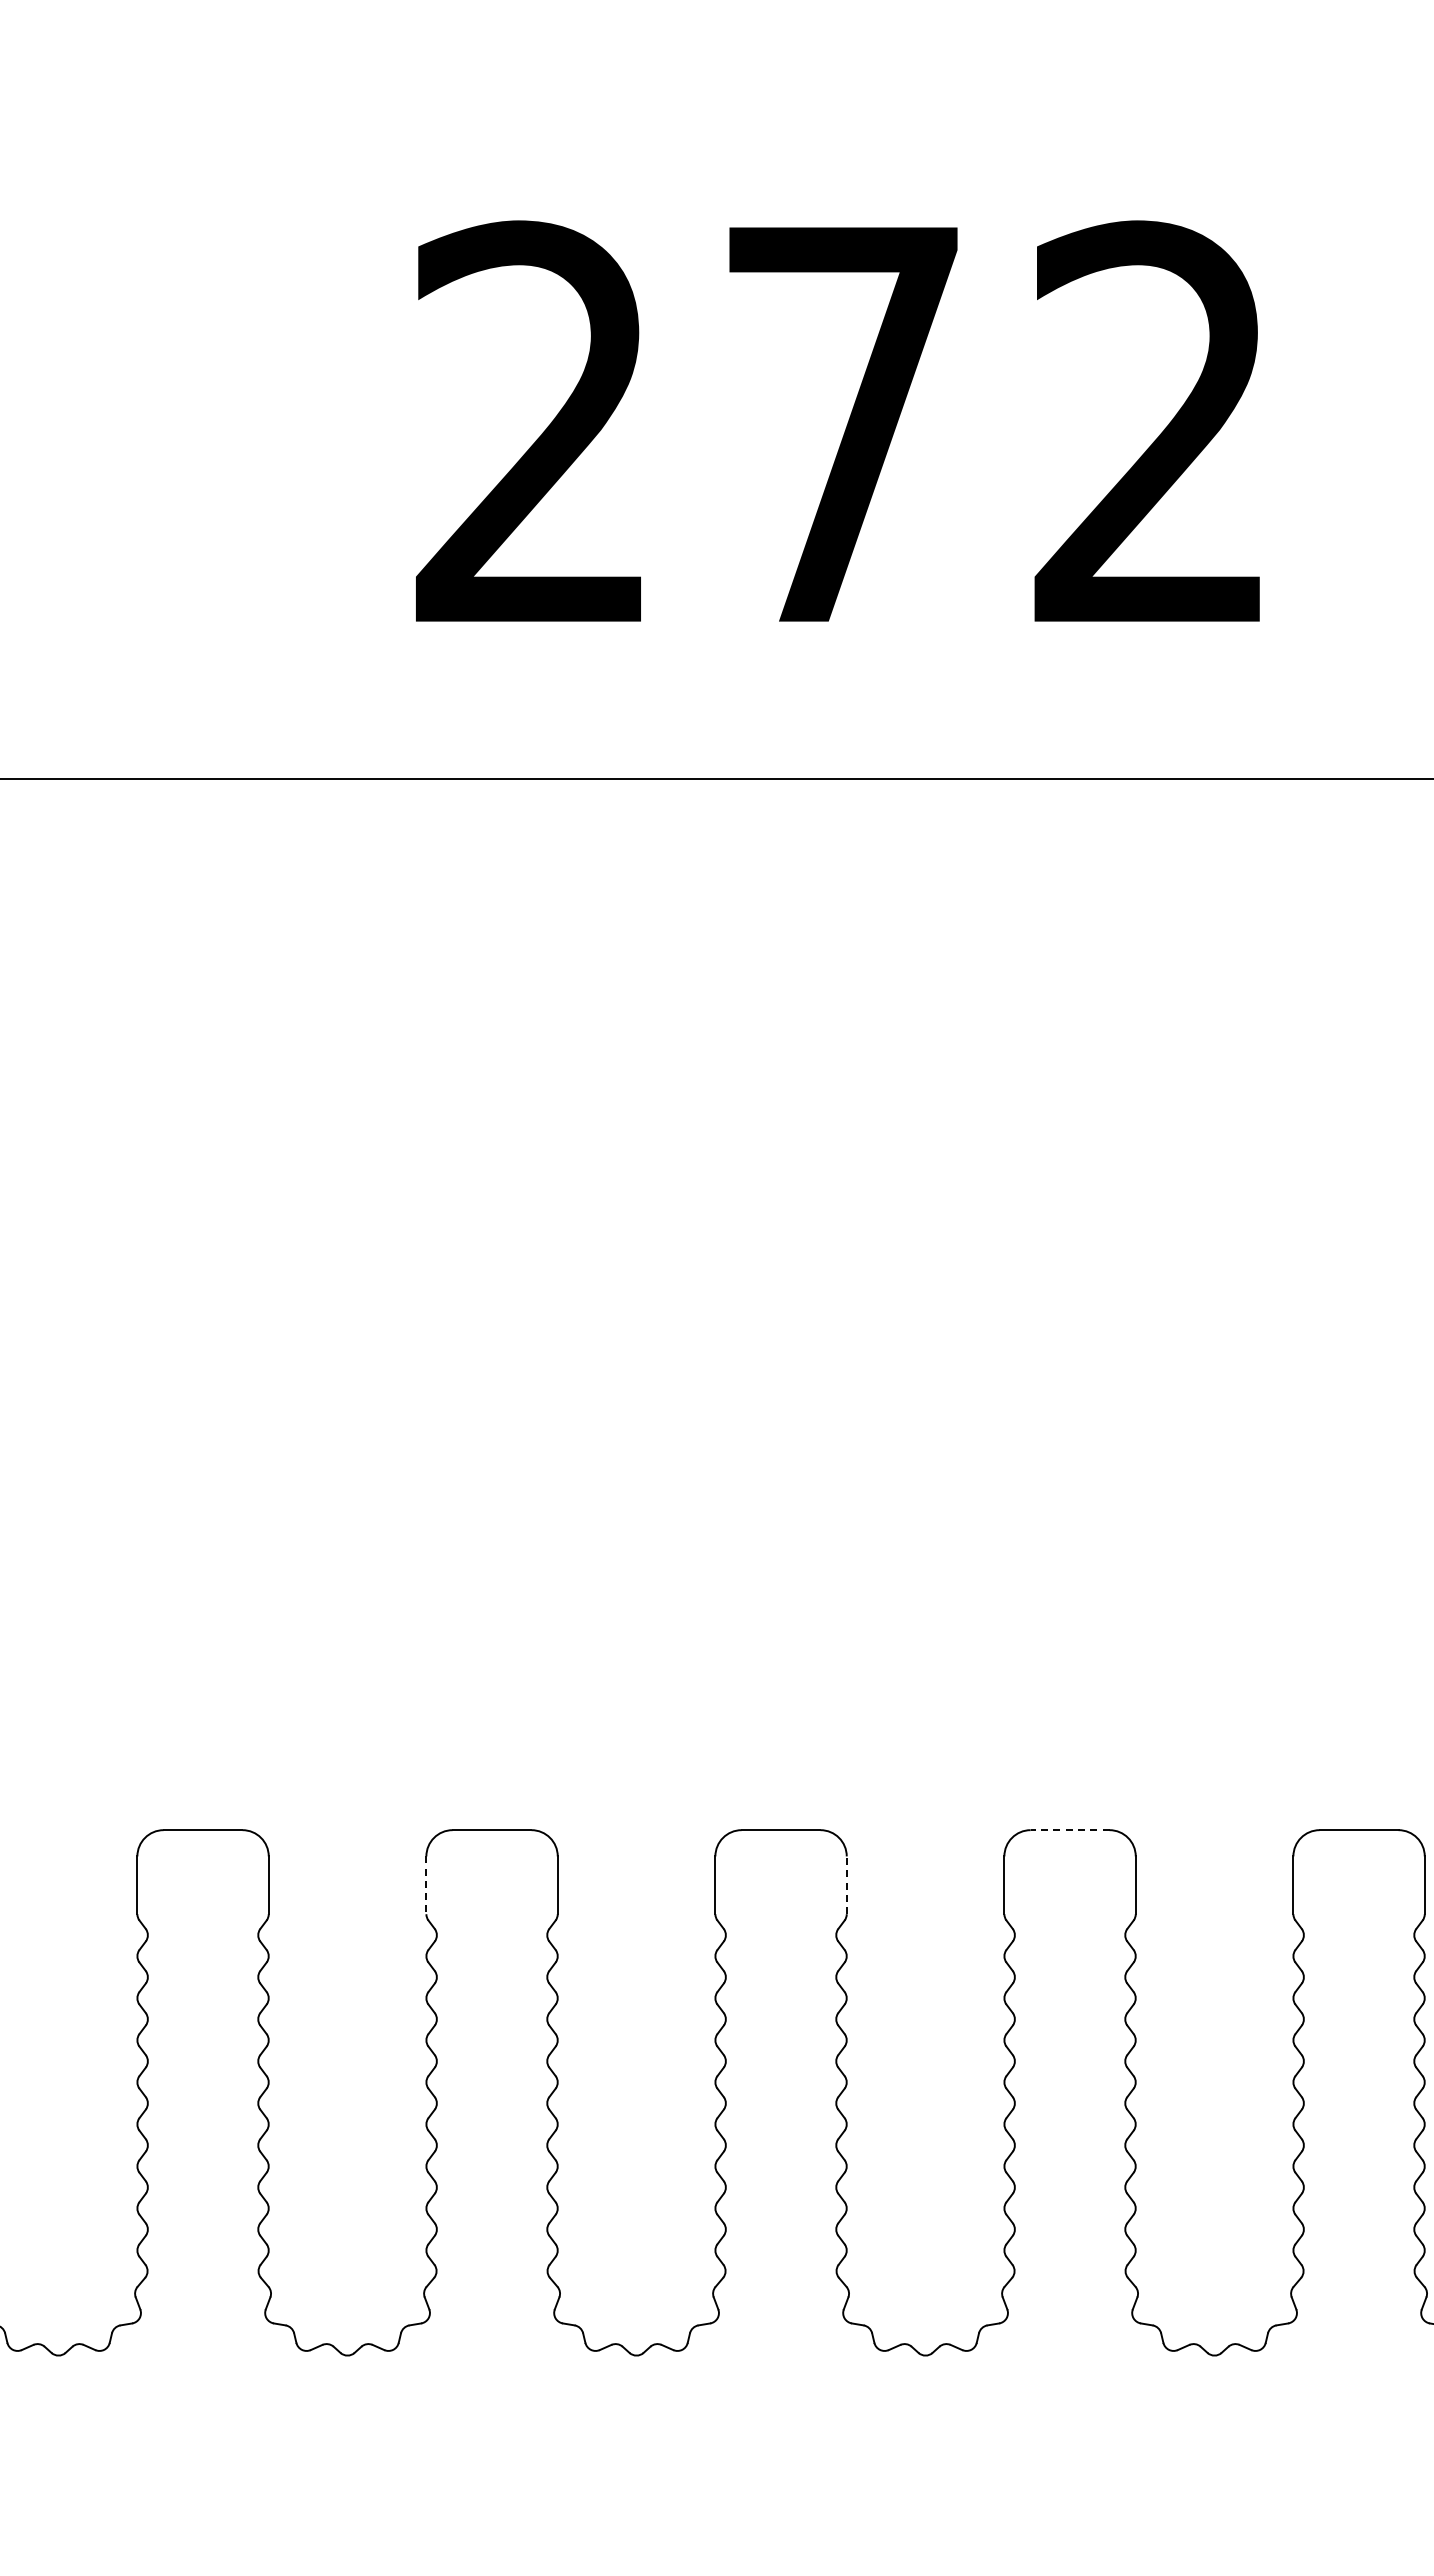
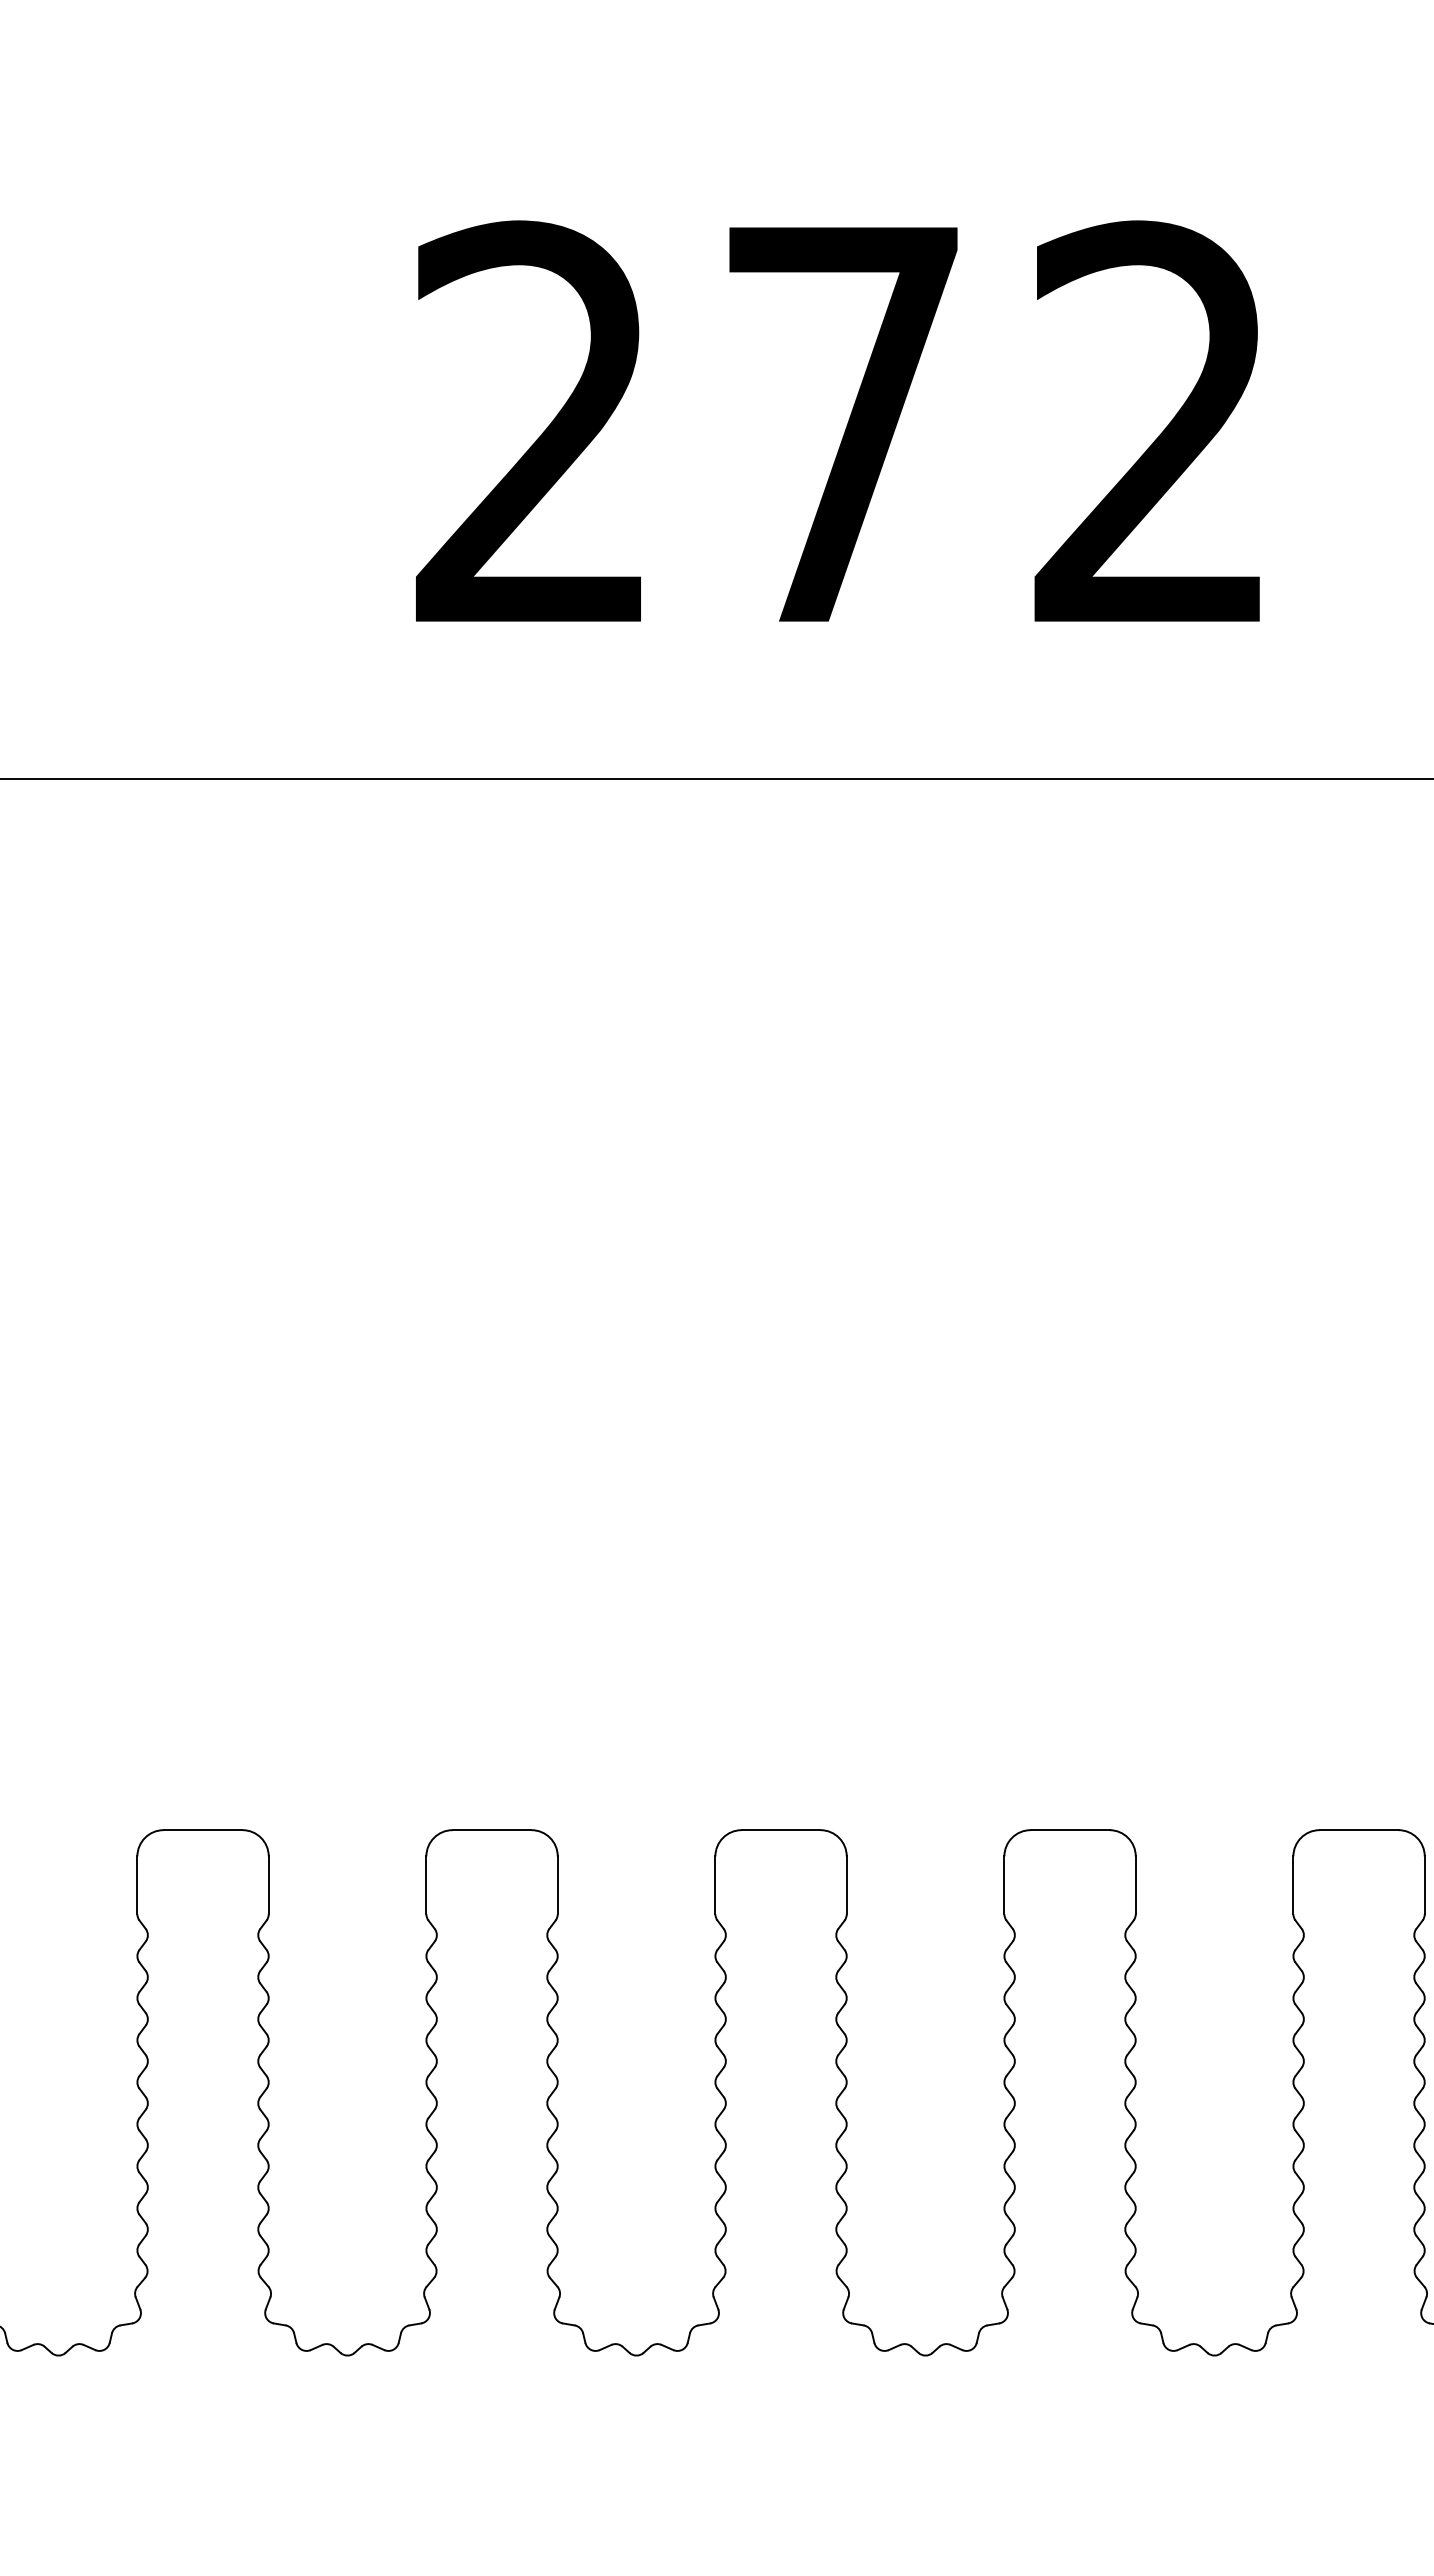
line: dashed -> solid (1069, 1830)
line: dashed -> solid (426, 1885)
line: dashed -> solid (846, 1885)
